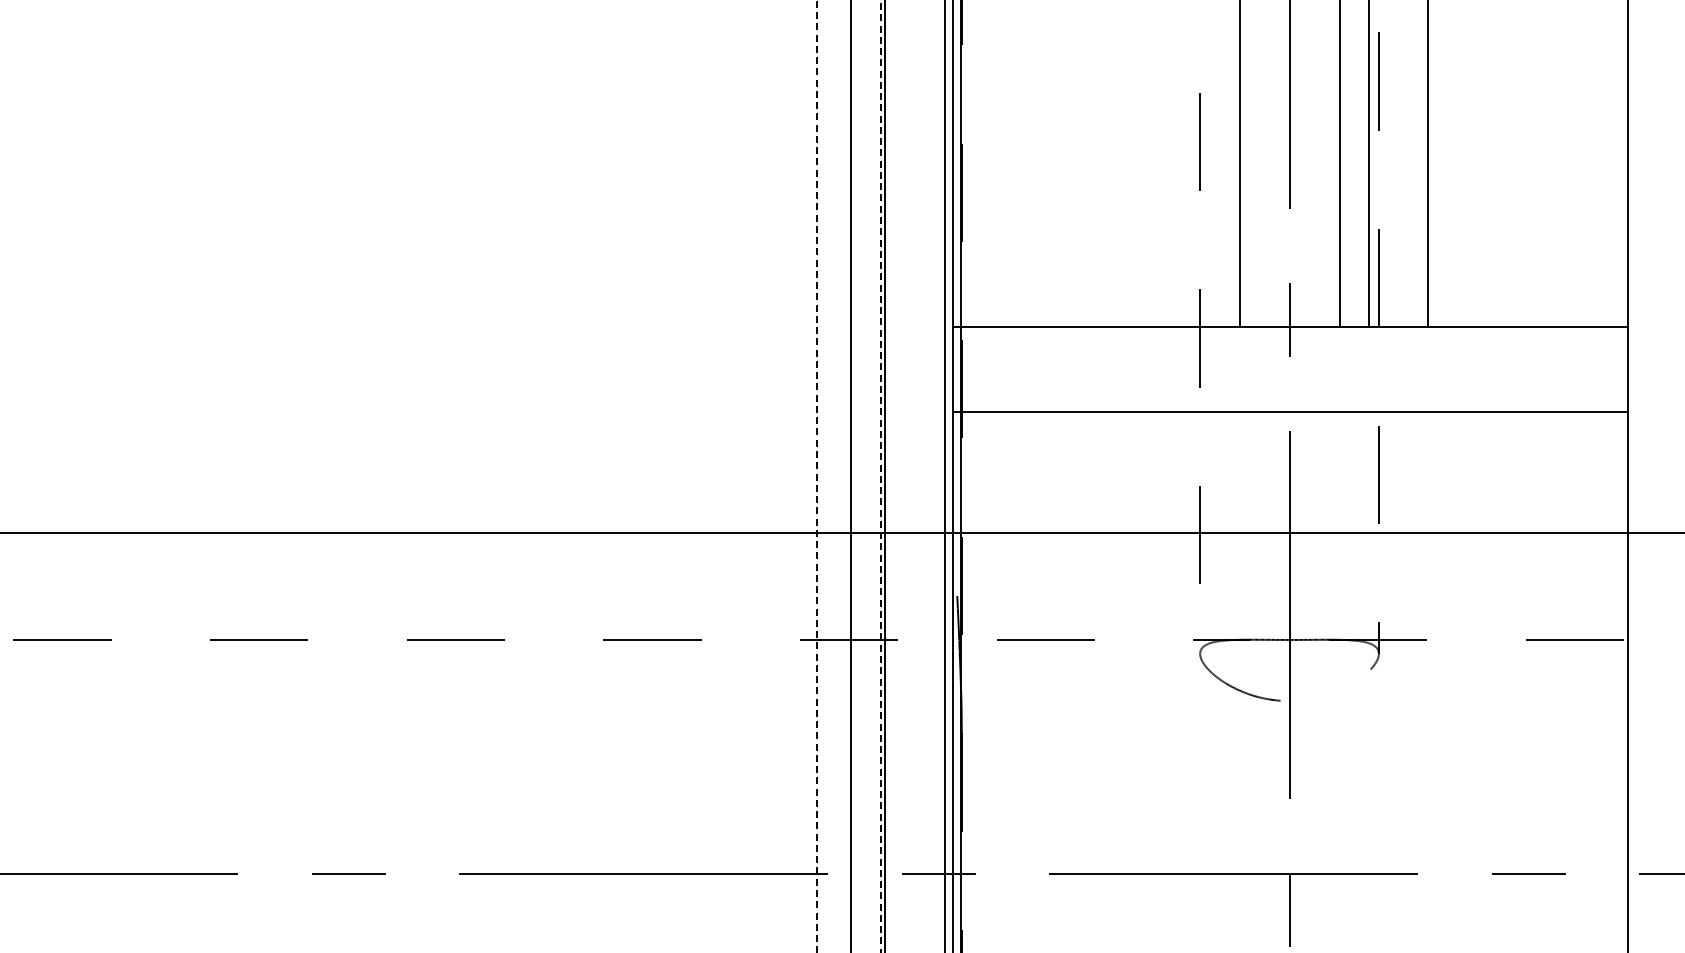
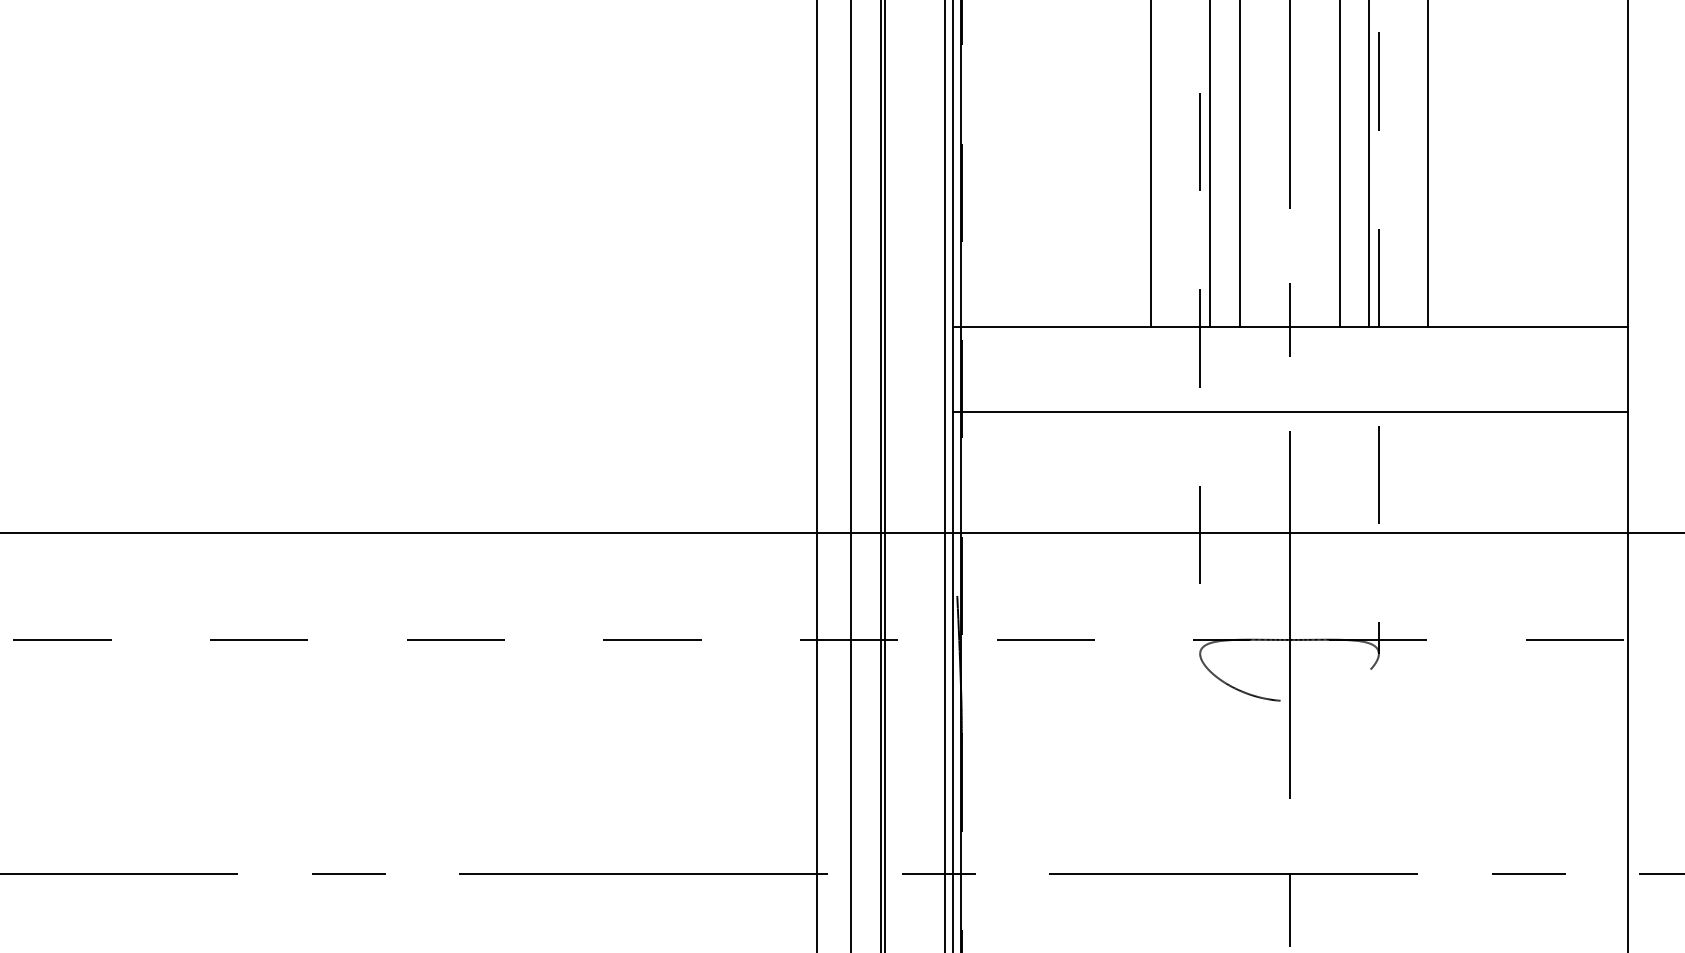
line: none -> present (1151, 164)
line: none -> present (1209, 164)
line: dashed -> solid (817, 476)
line: dashed -> solid (880, 476)
